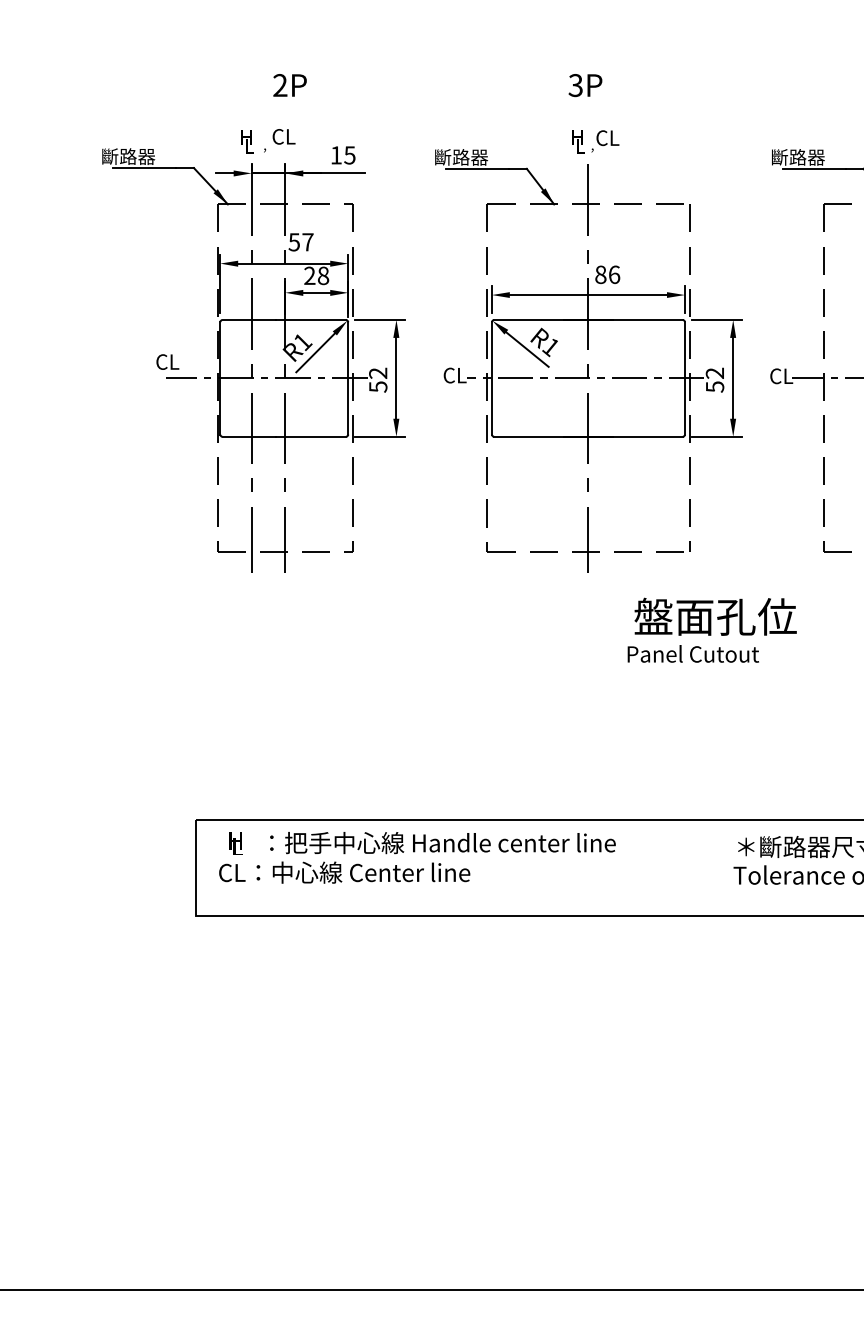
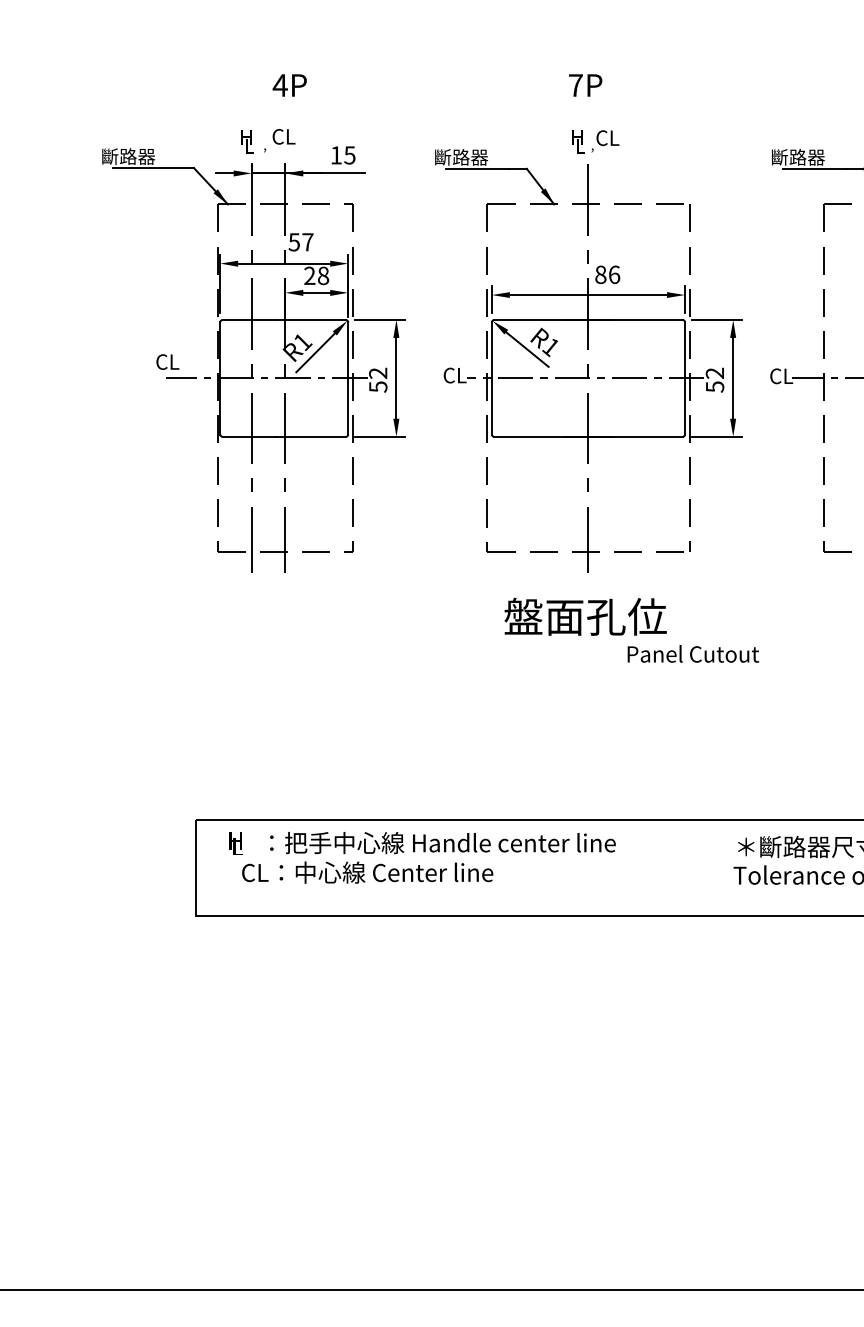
text: 2P -> 4P (279, 85)
text: 3P -> 7P (575, 85)
text position: (715, 616) -> (585, 616) (585, 616)
text position: (344, 872) -> (367, 872) (367, 872)
